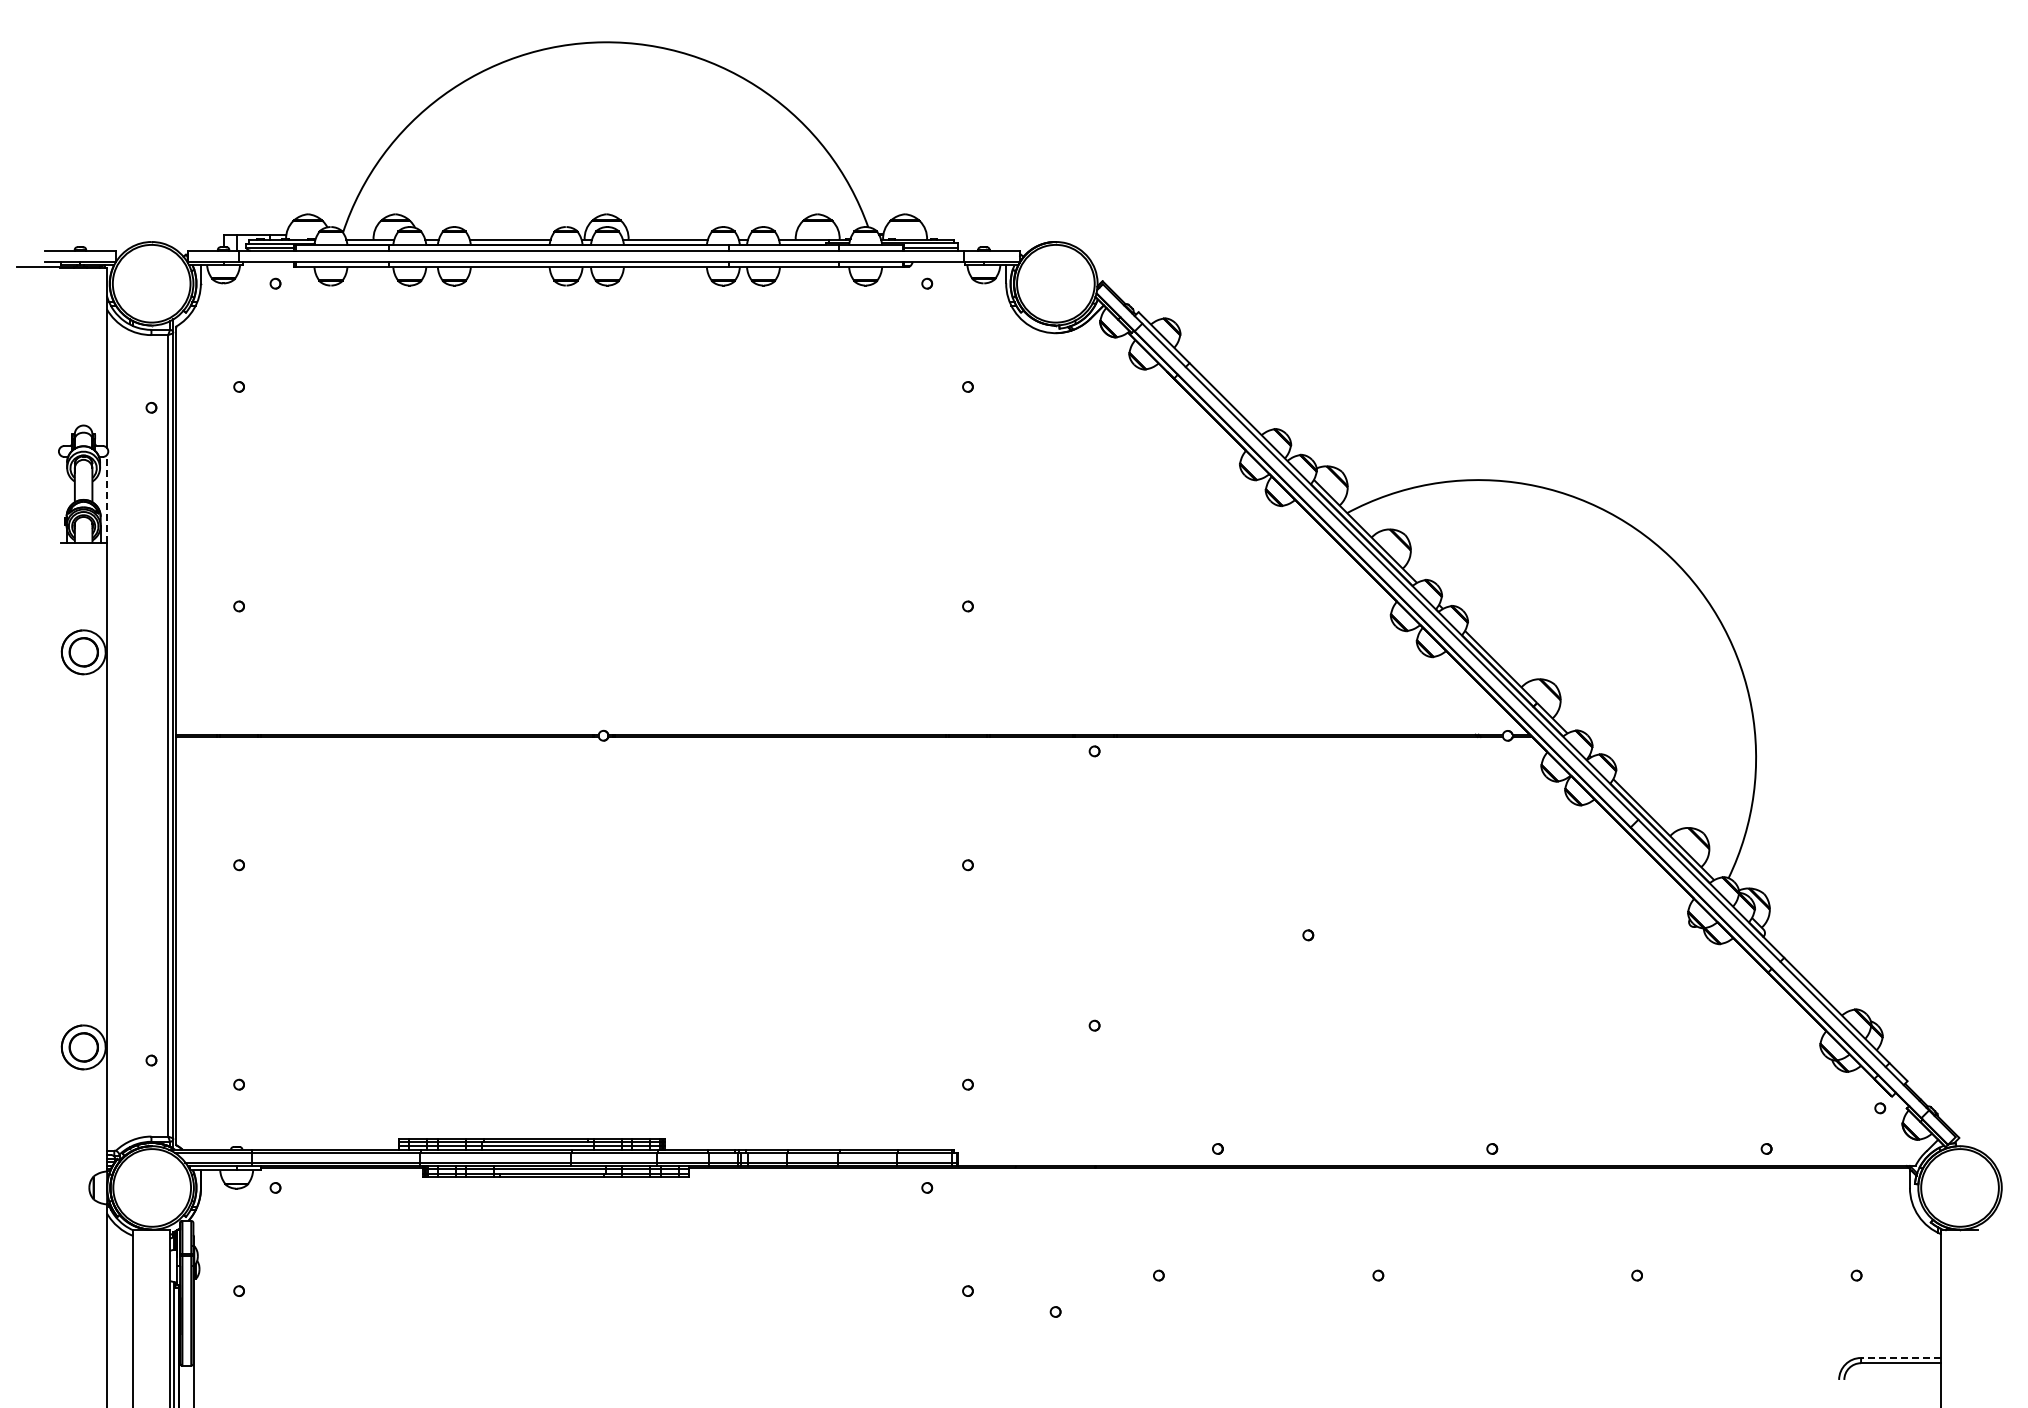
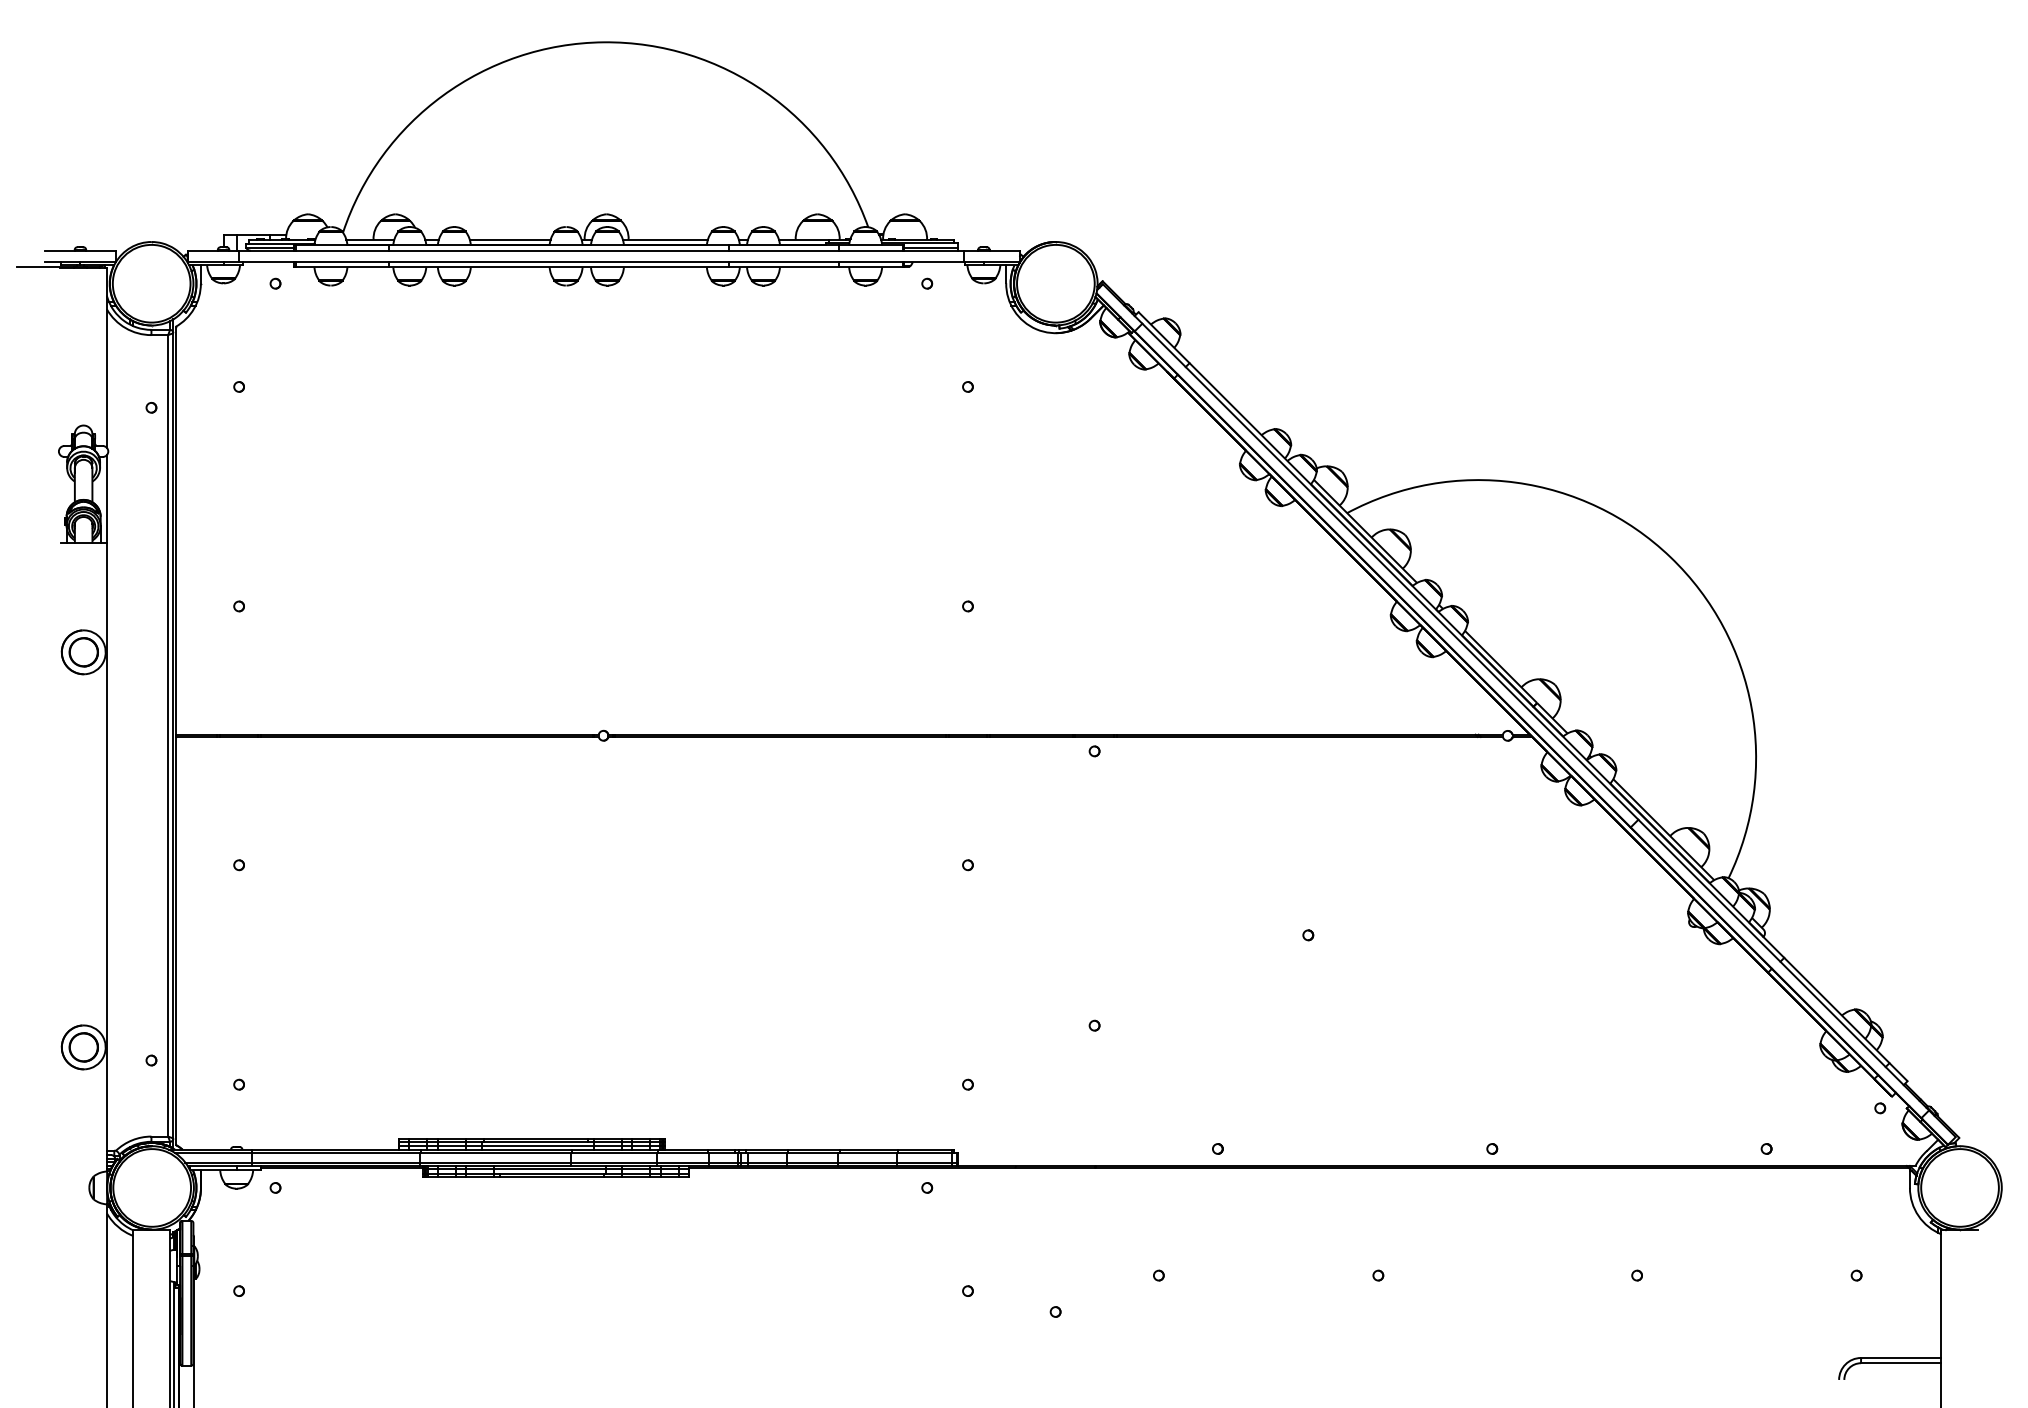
line: dashed -> solid (106, 498)
line: dashed -> solid (1900, 1357)
